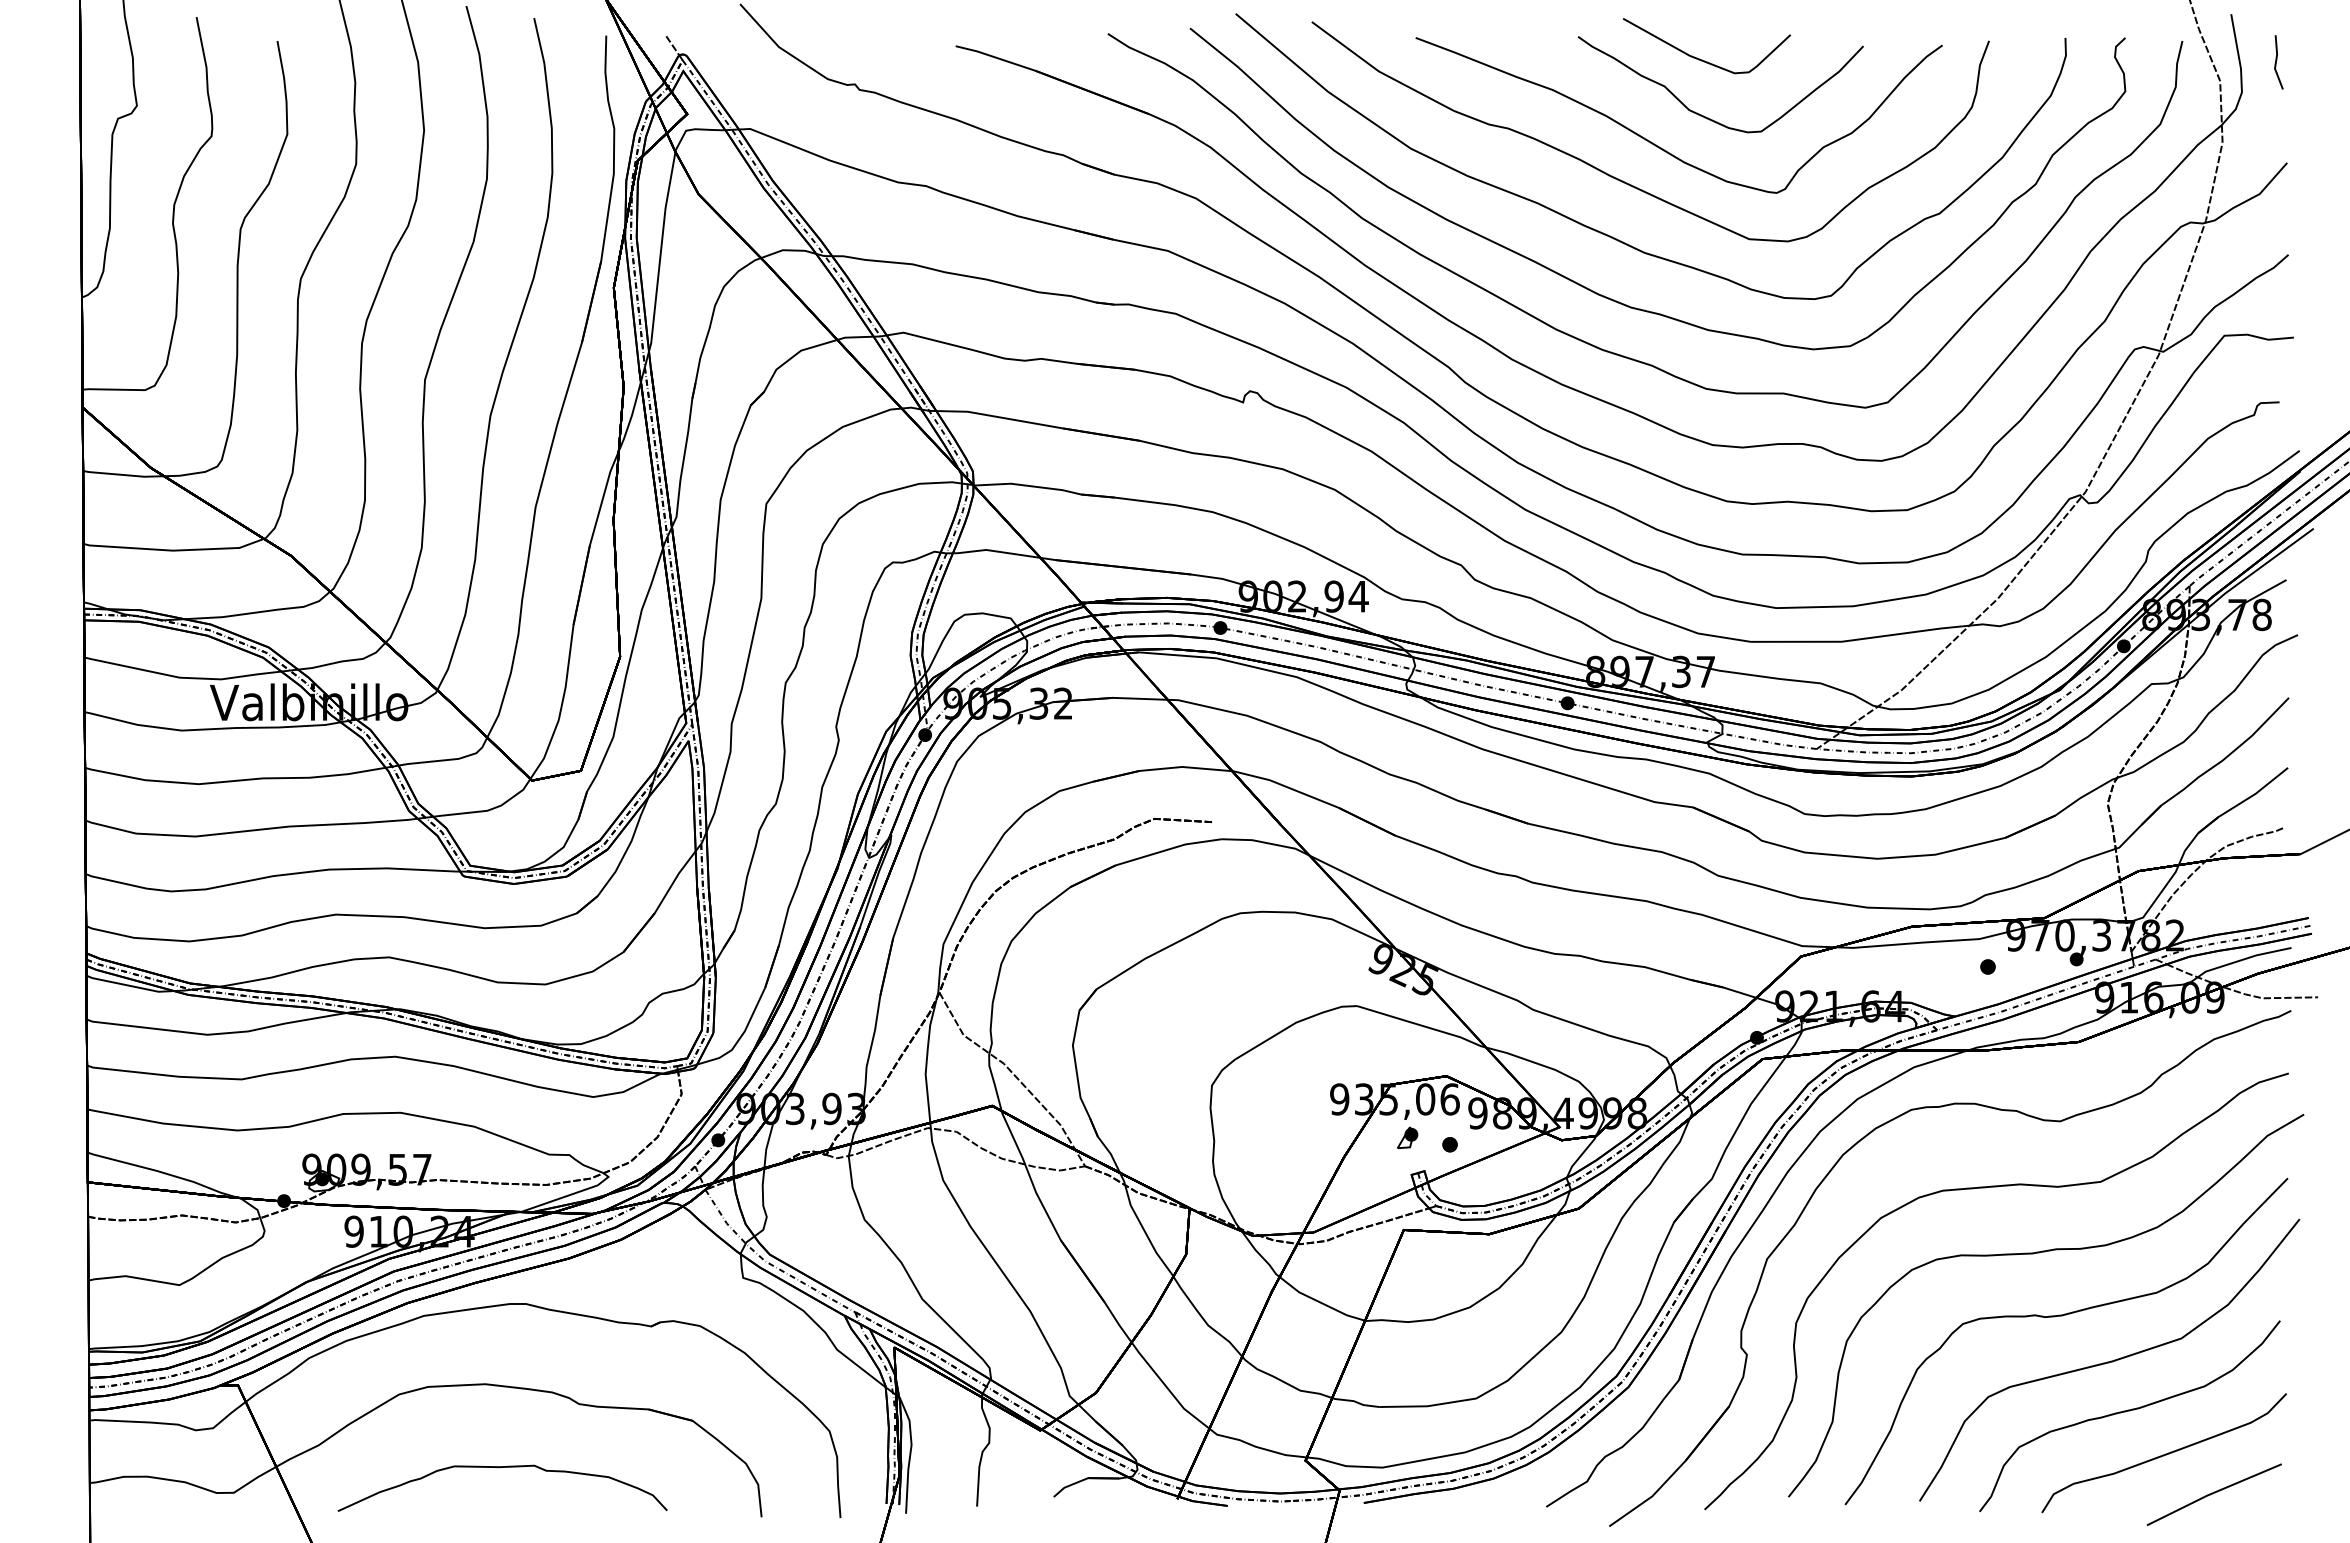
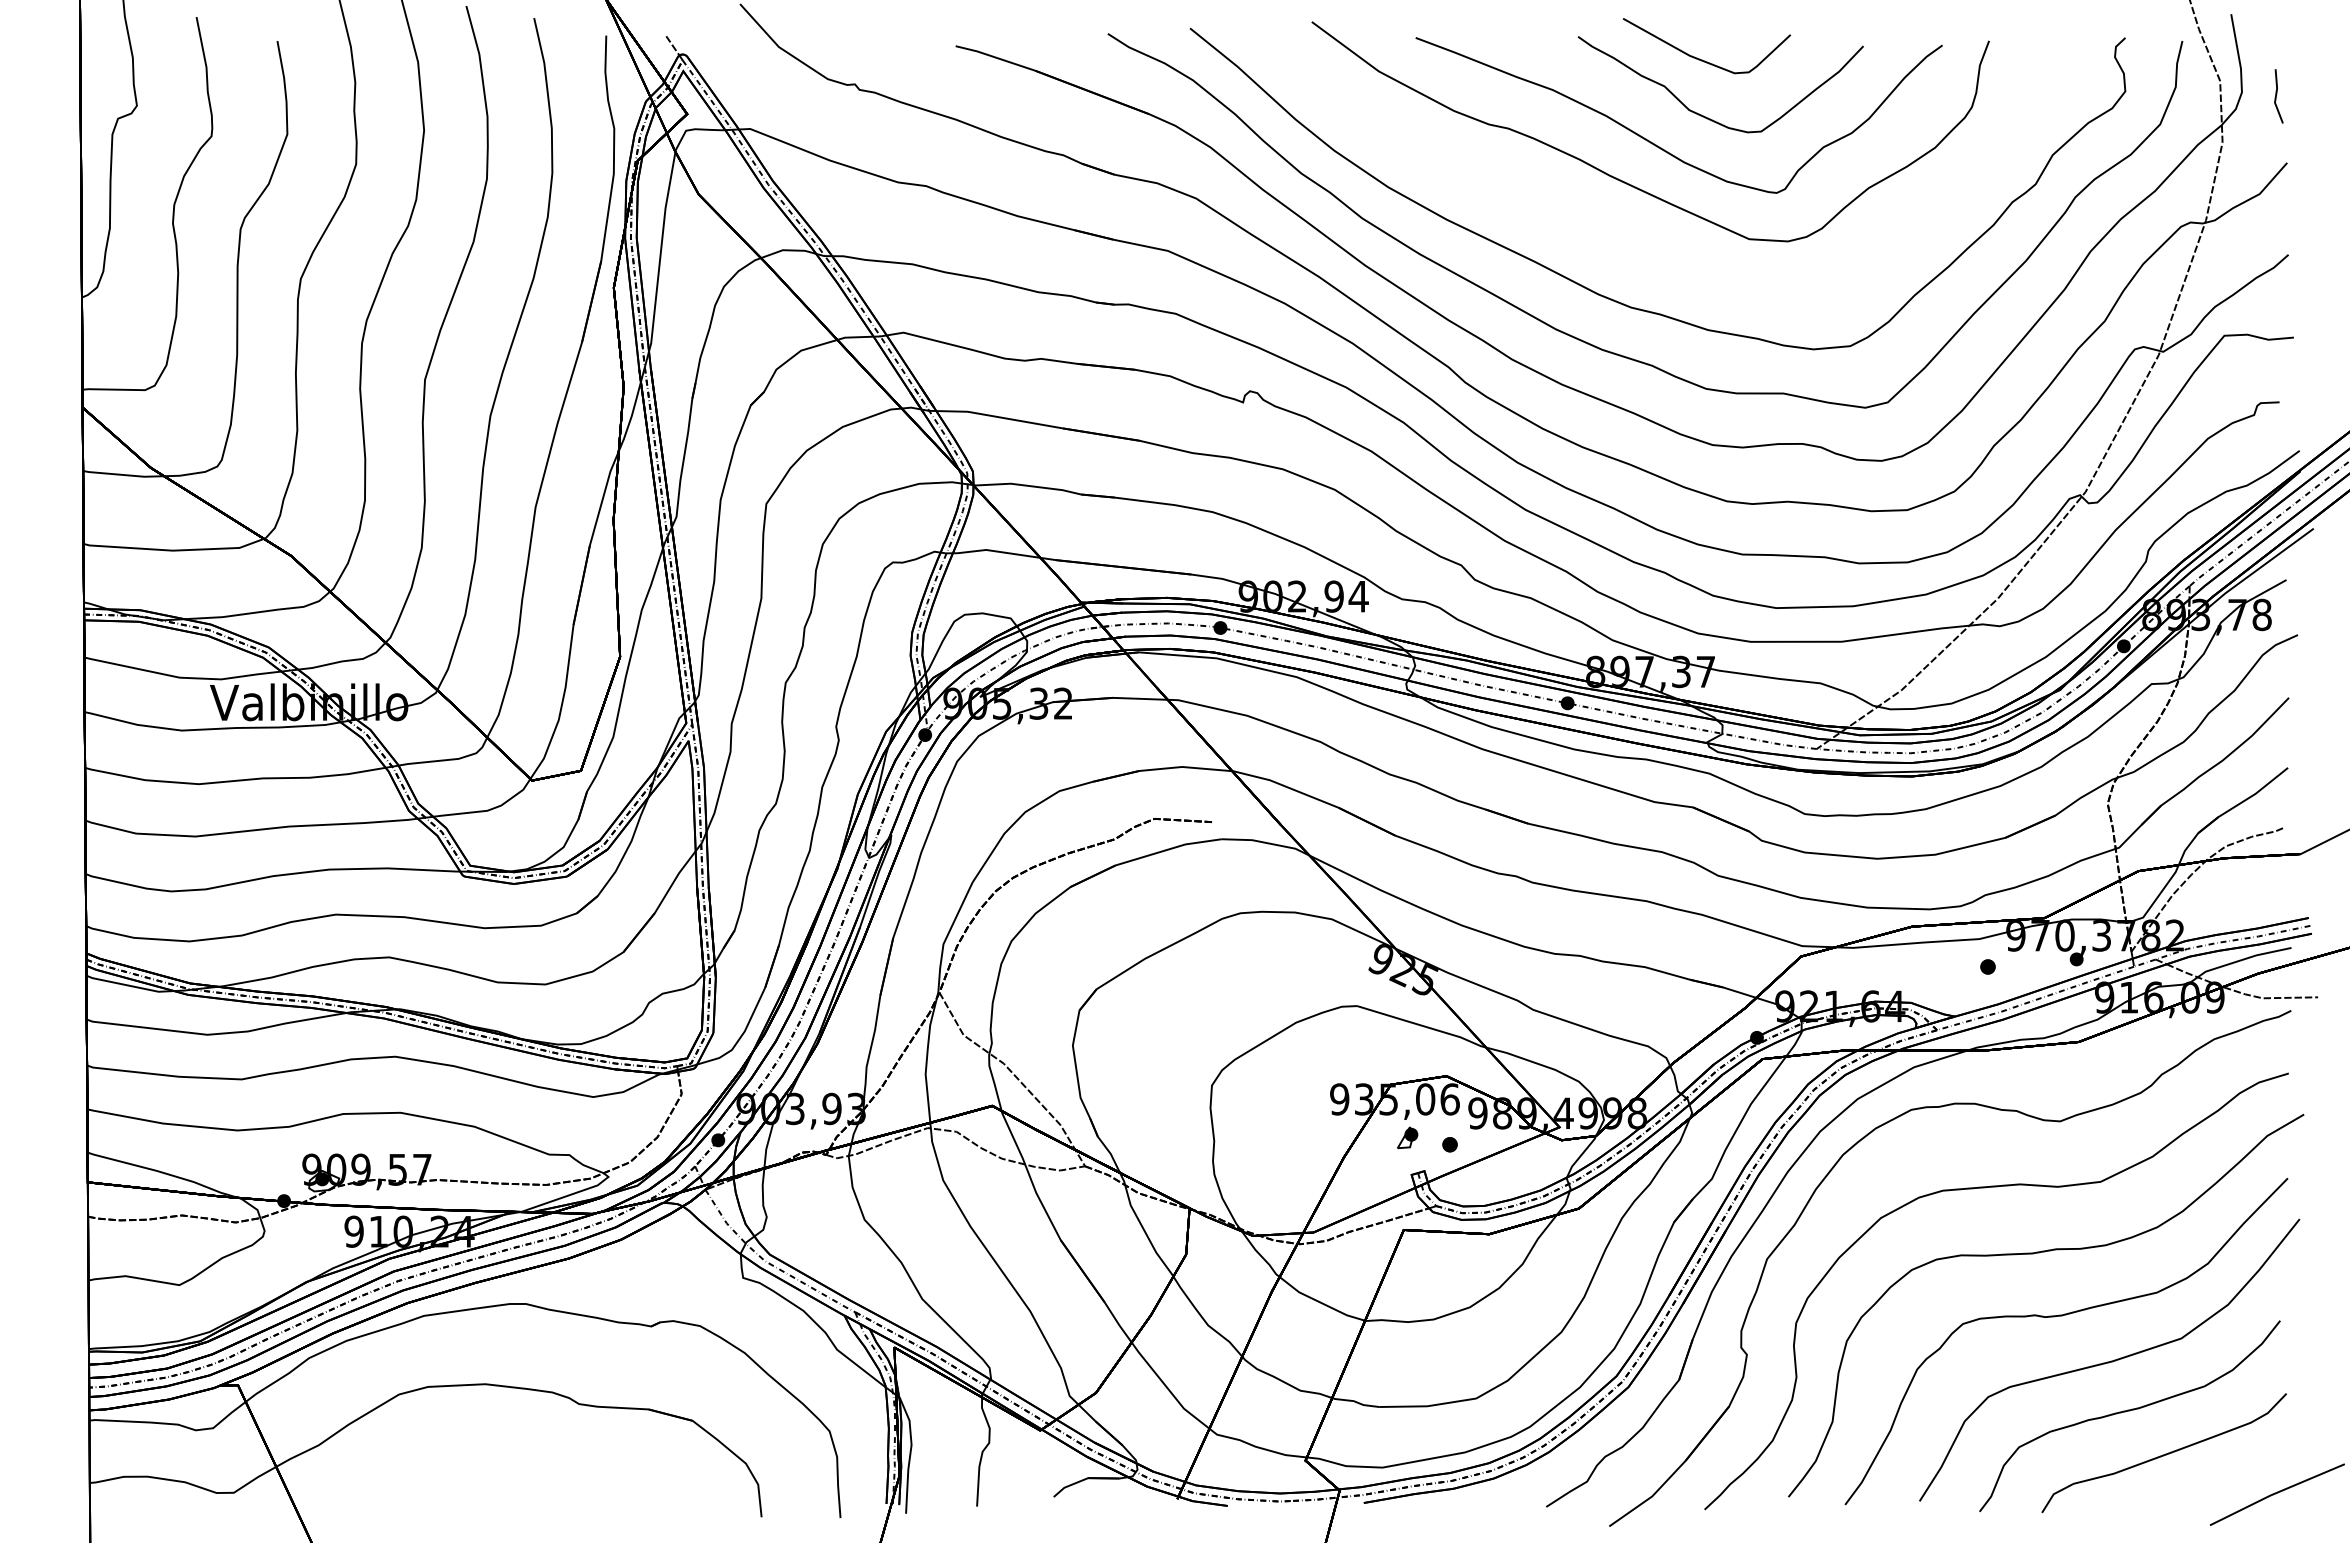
line position: (2276, 62) -> (2276, 96) (2276, 96)
curve: present -> none (1610, 235)
curve: present -> none (499, 1468)
line position: (2213, 1493) -> (2276, 1493) (2276, 1493)
